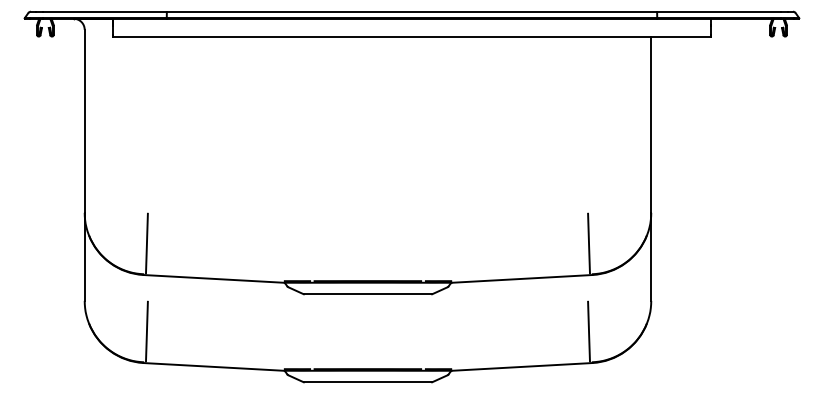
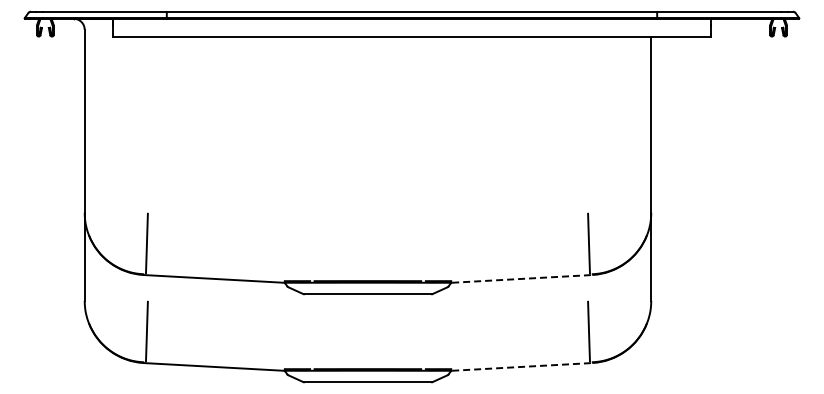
line: solid -> dashed (522, 278)
line: solid -> dashed (522, 366)
